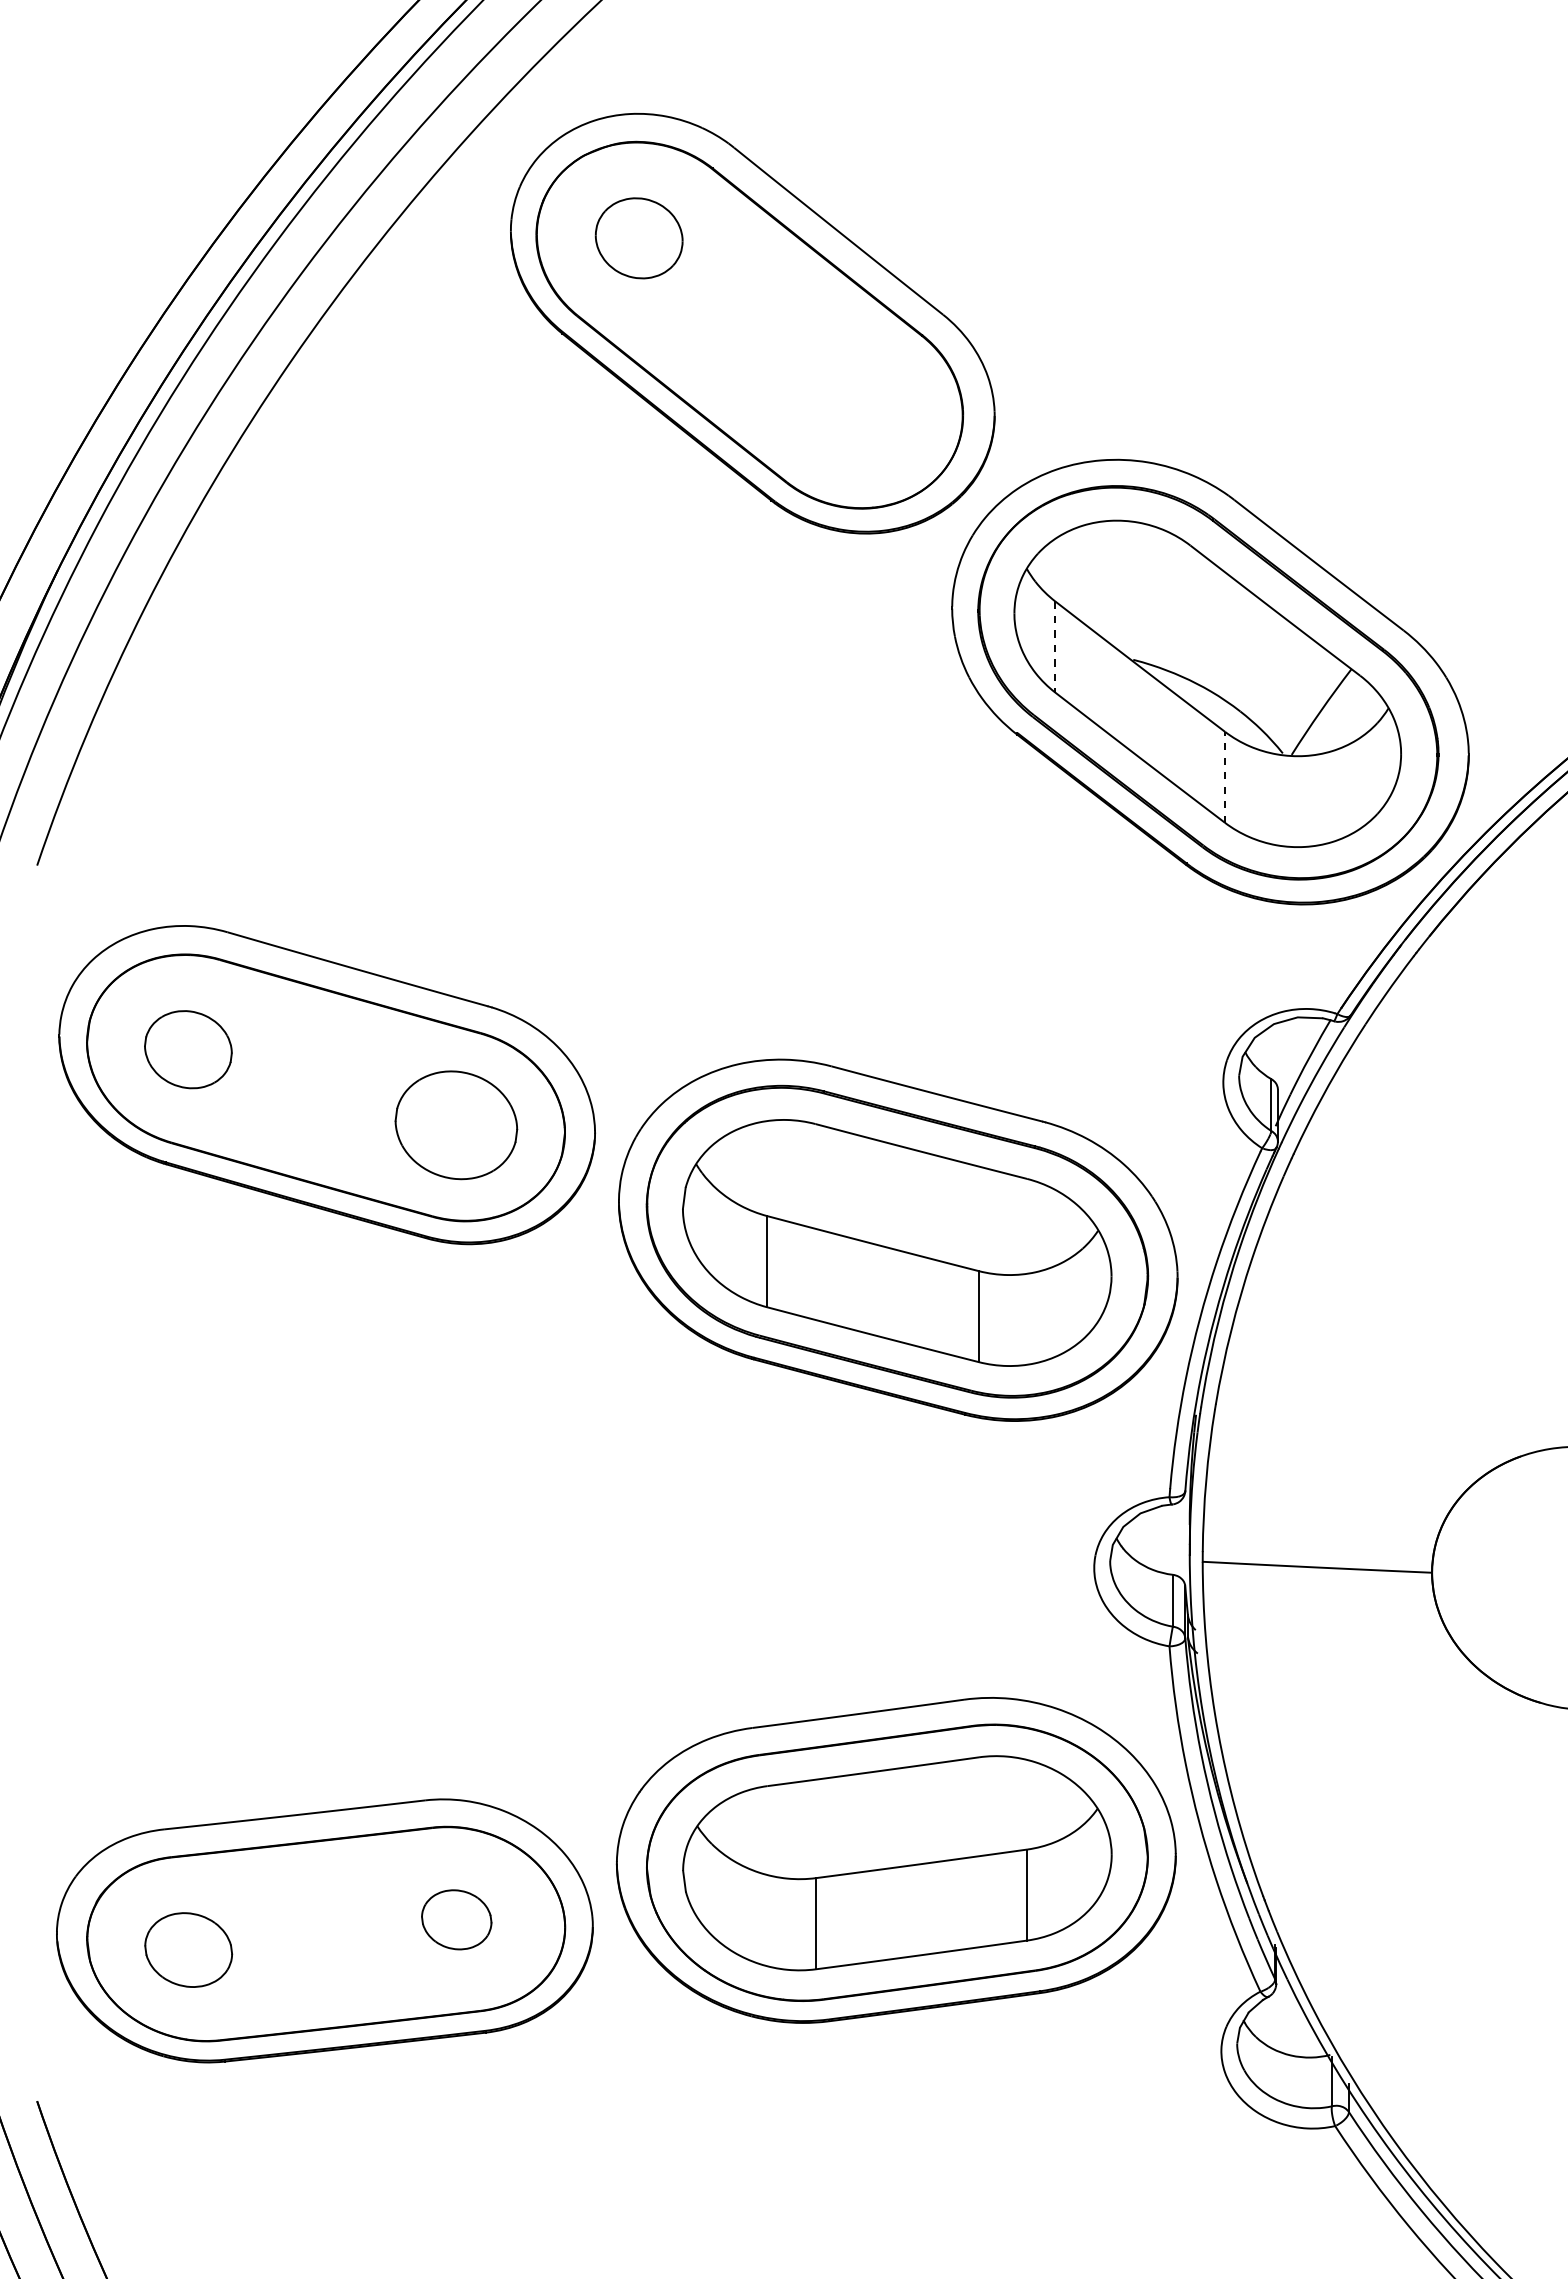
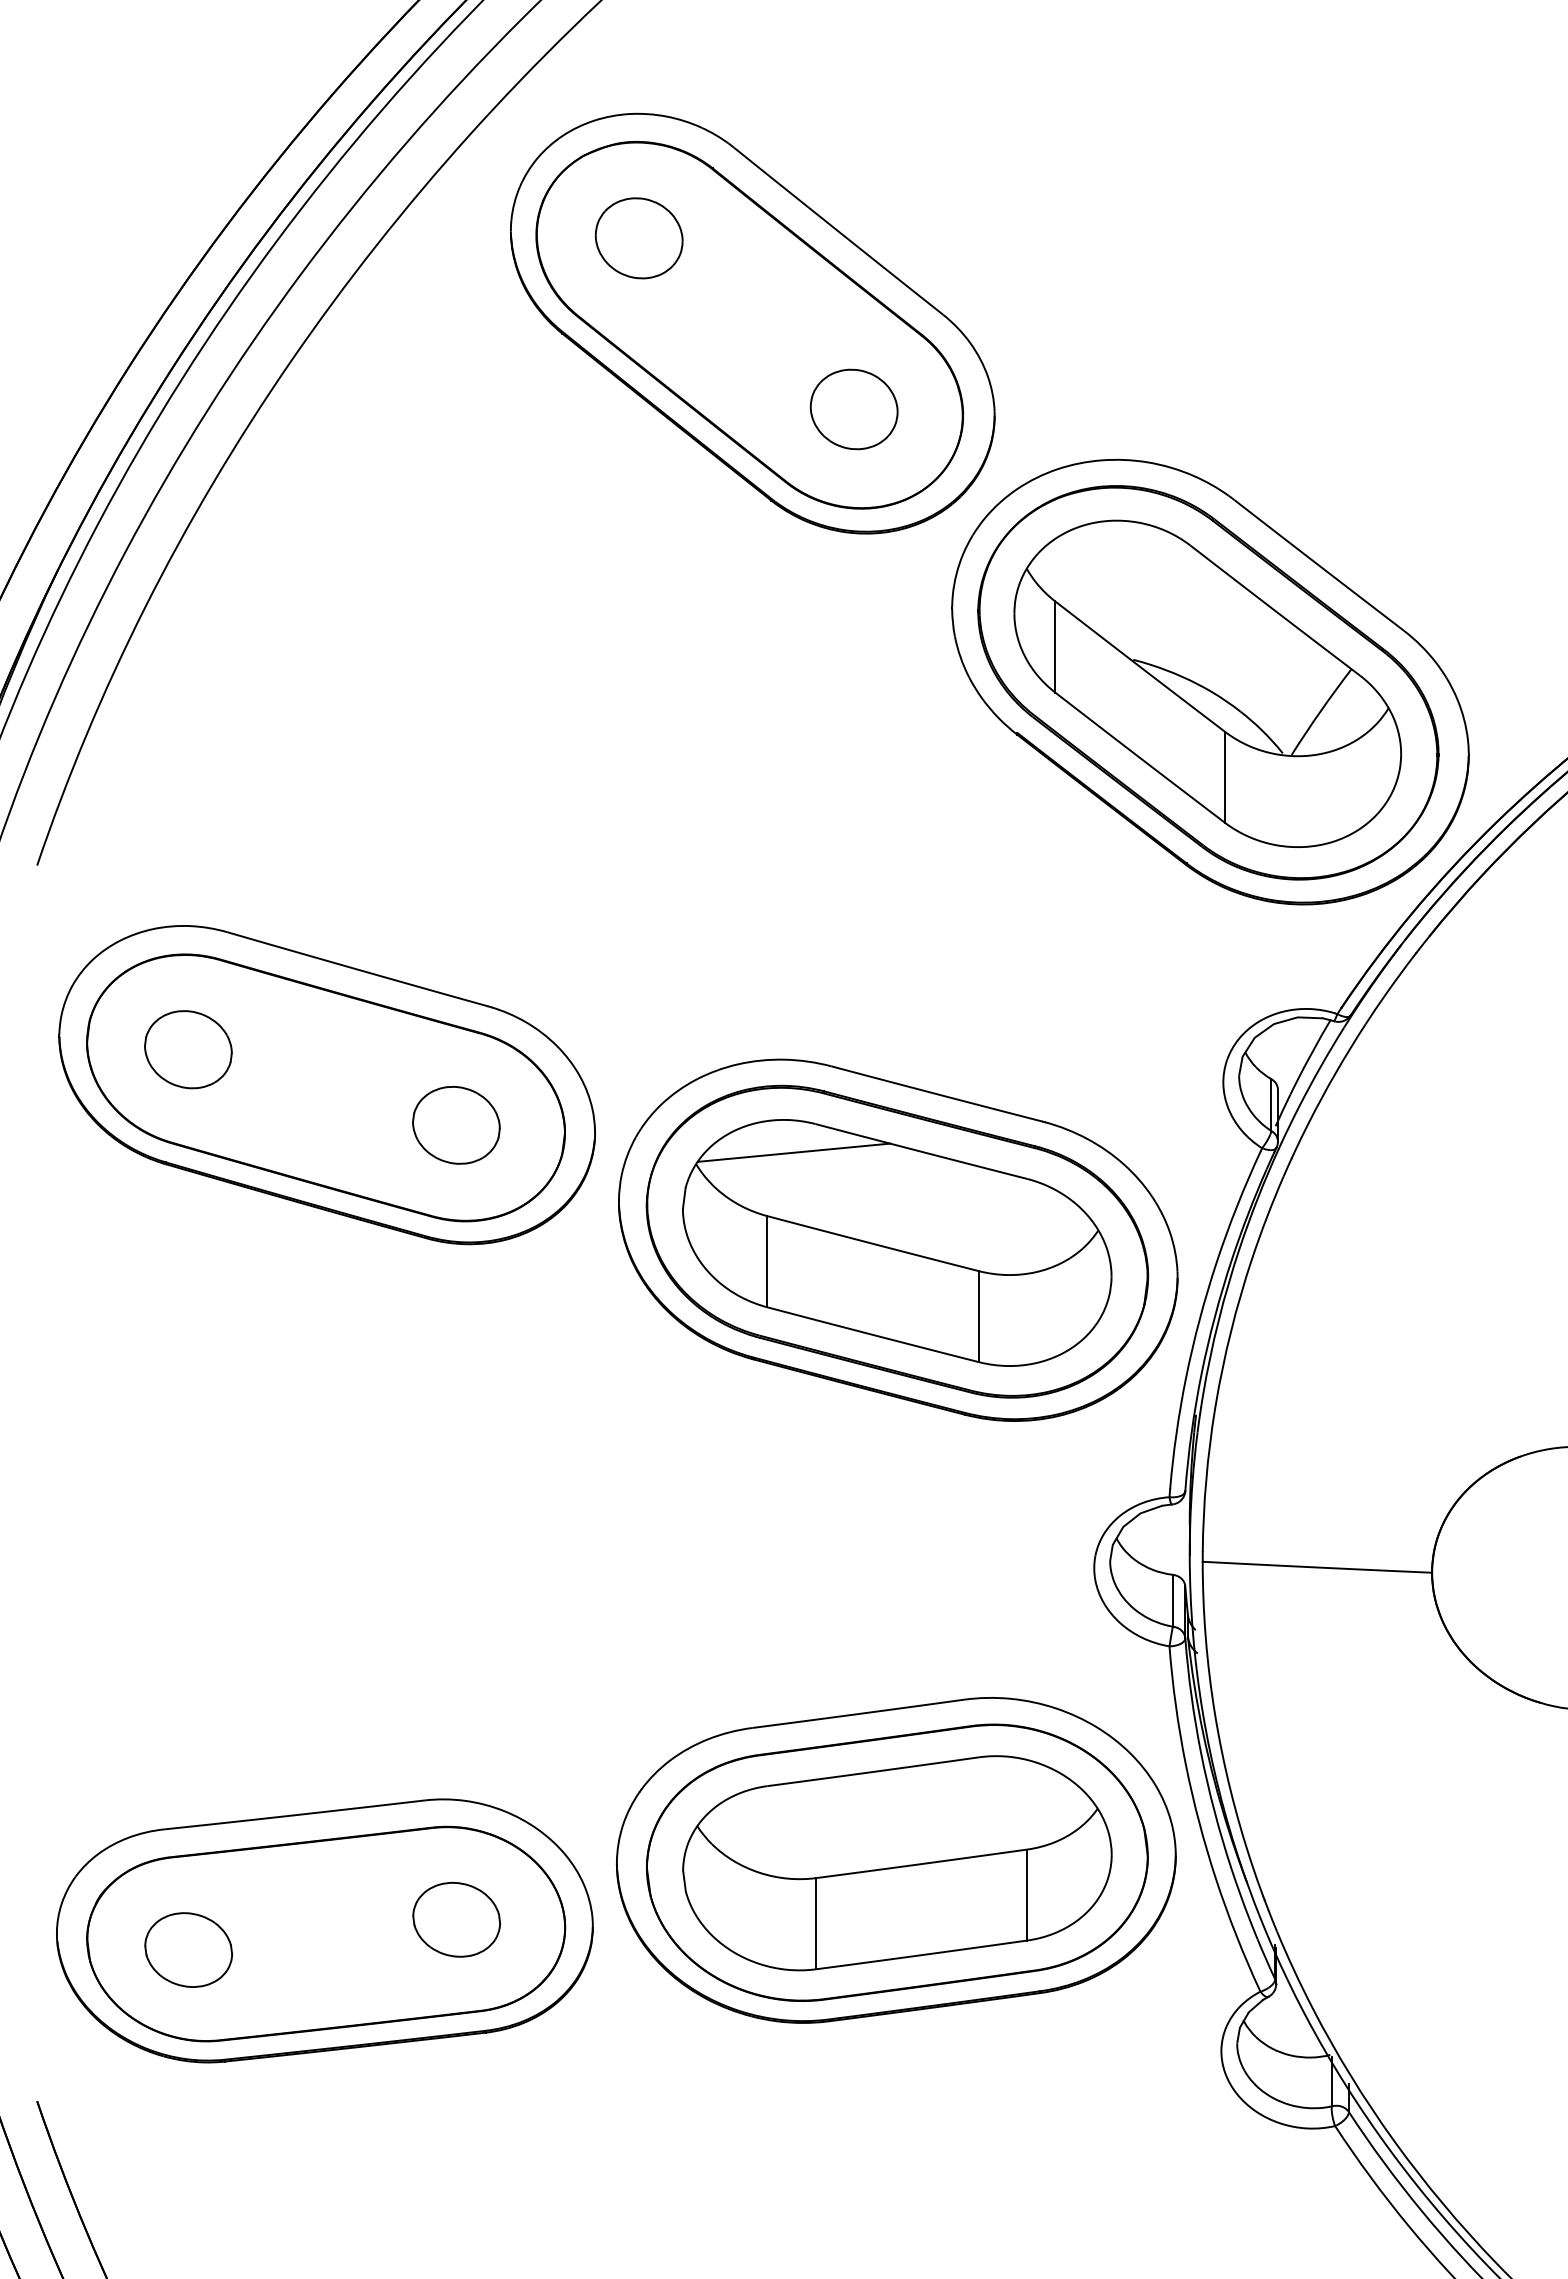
part: none -> present (853, 409)
line: dashed -> solid (1055, 647)
line: dashed -> solid (1224, 776)
part size: 125x111 px -> 89x79 px (456, 1125)
line: none -> present (794, 1152)
part size: 72x62 px -> 90x76 px (456, 1919)
